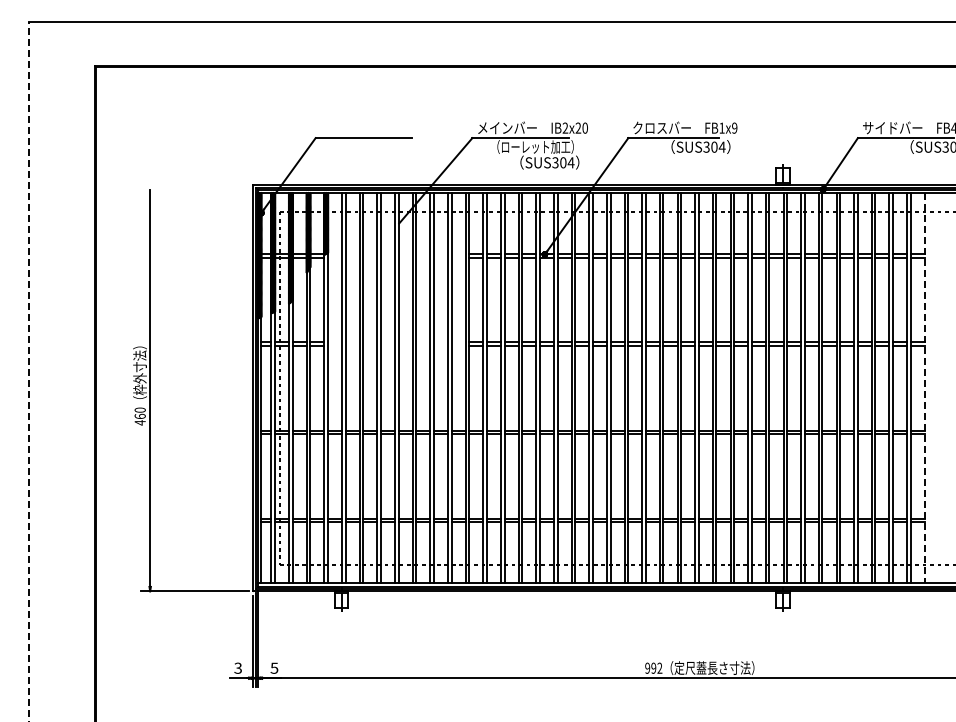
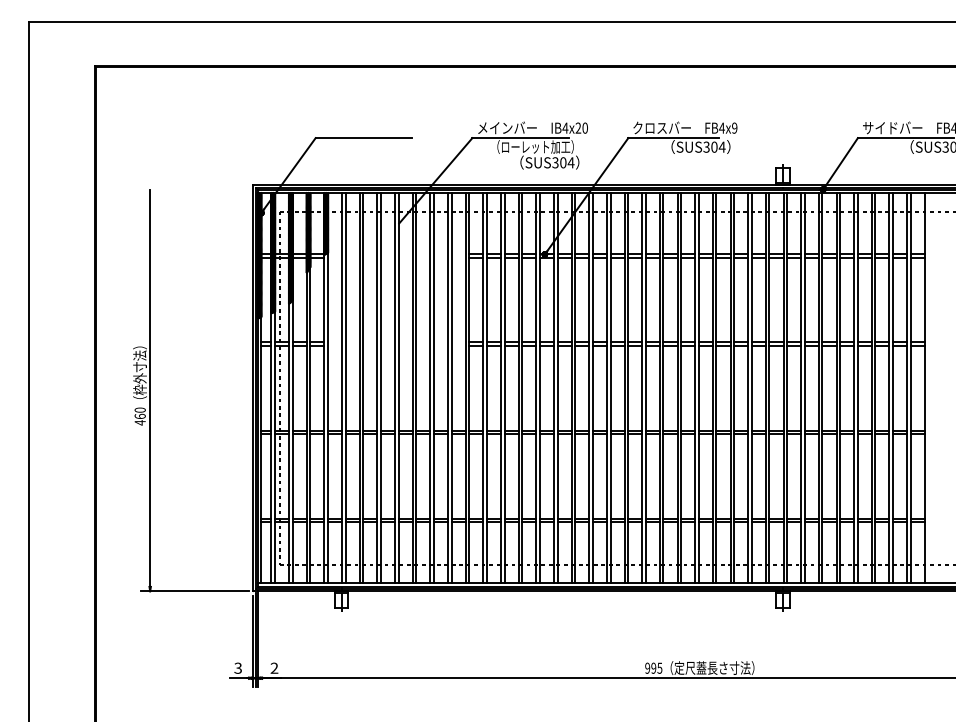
text: IB2x20 -> IB4x20 (565, 127)
text: FB1x9 -> FB4x9 (721, 127)
line: dashed -> solid (28, 371)
line: dashed -> solid (924, 388)
text: 5 -> 2 (274, 667)
text: 992 -> 995 (659, 667)
